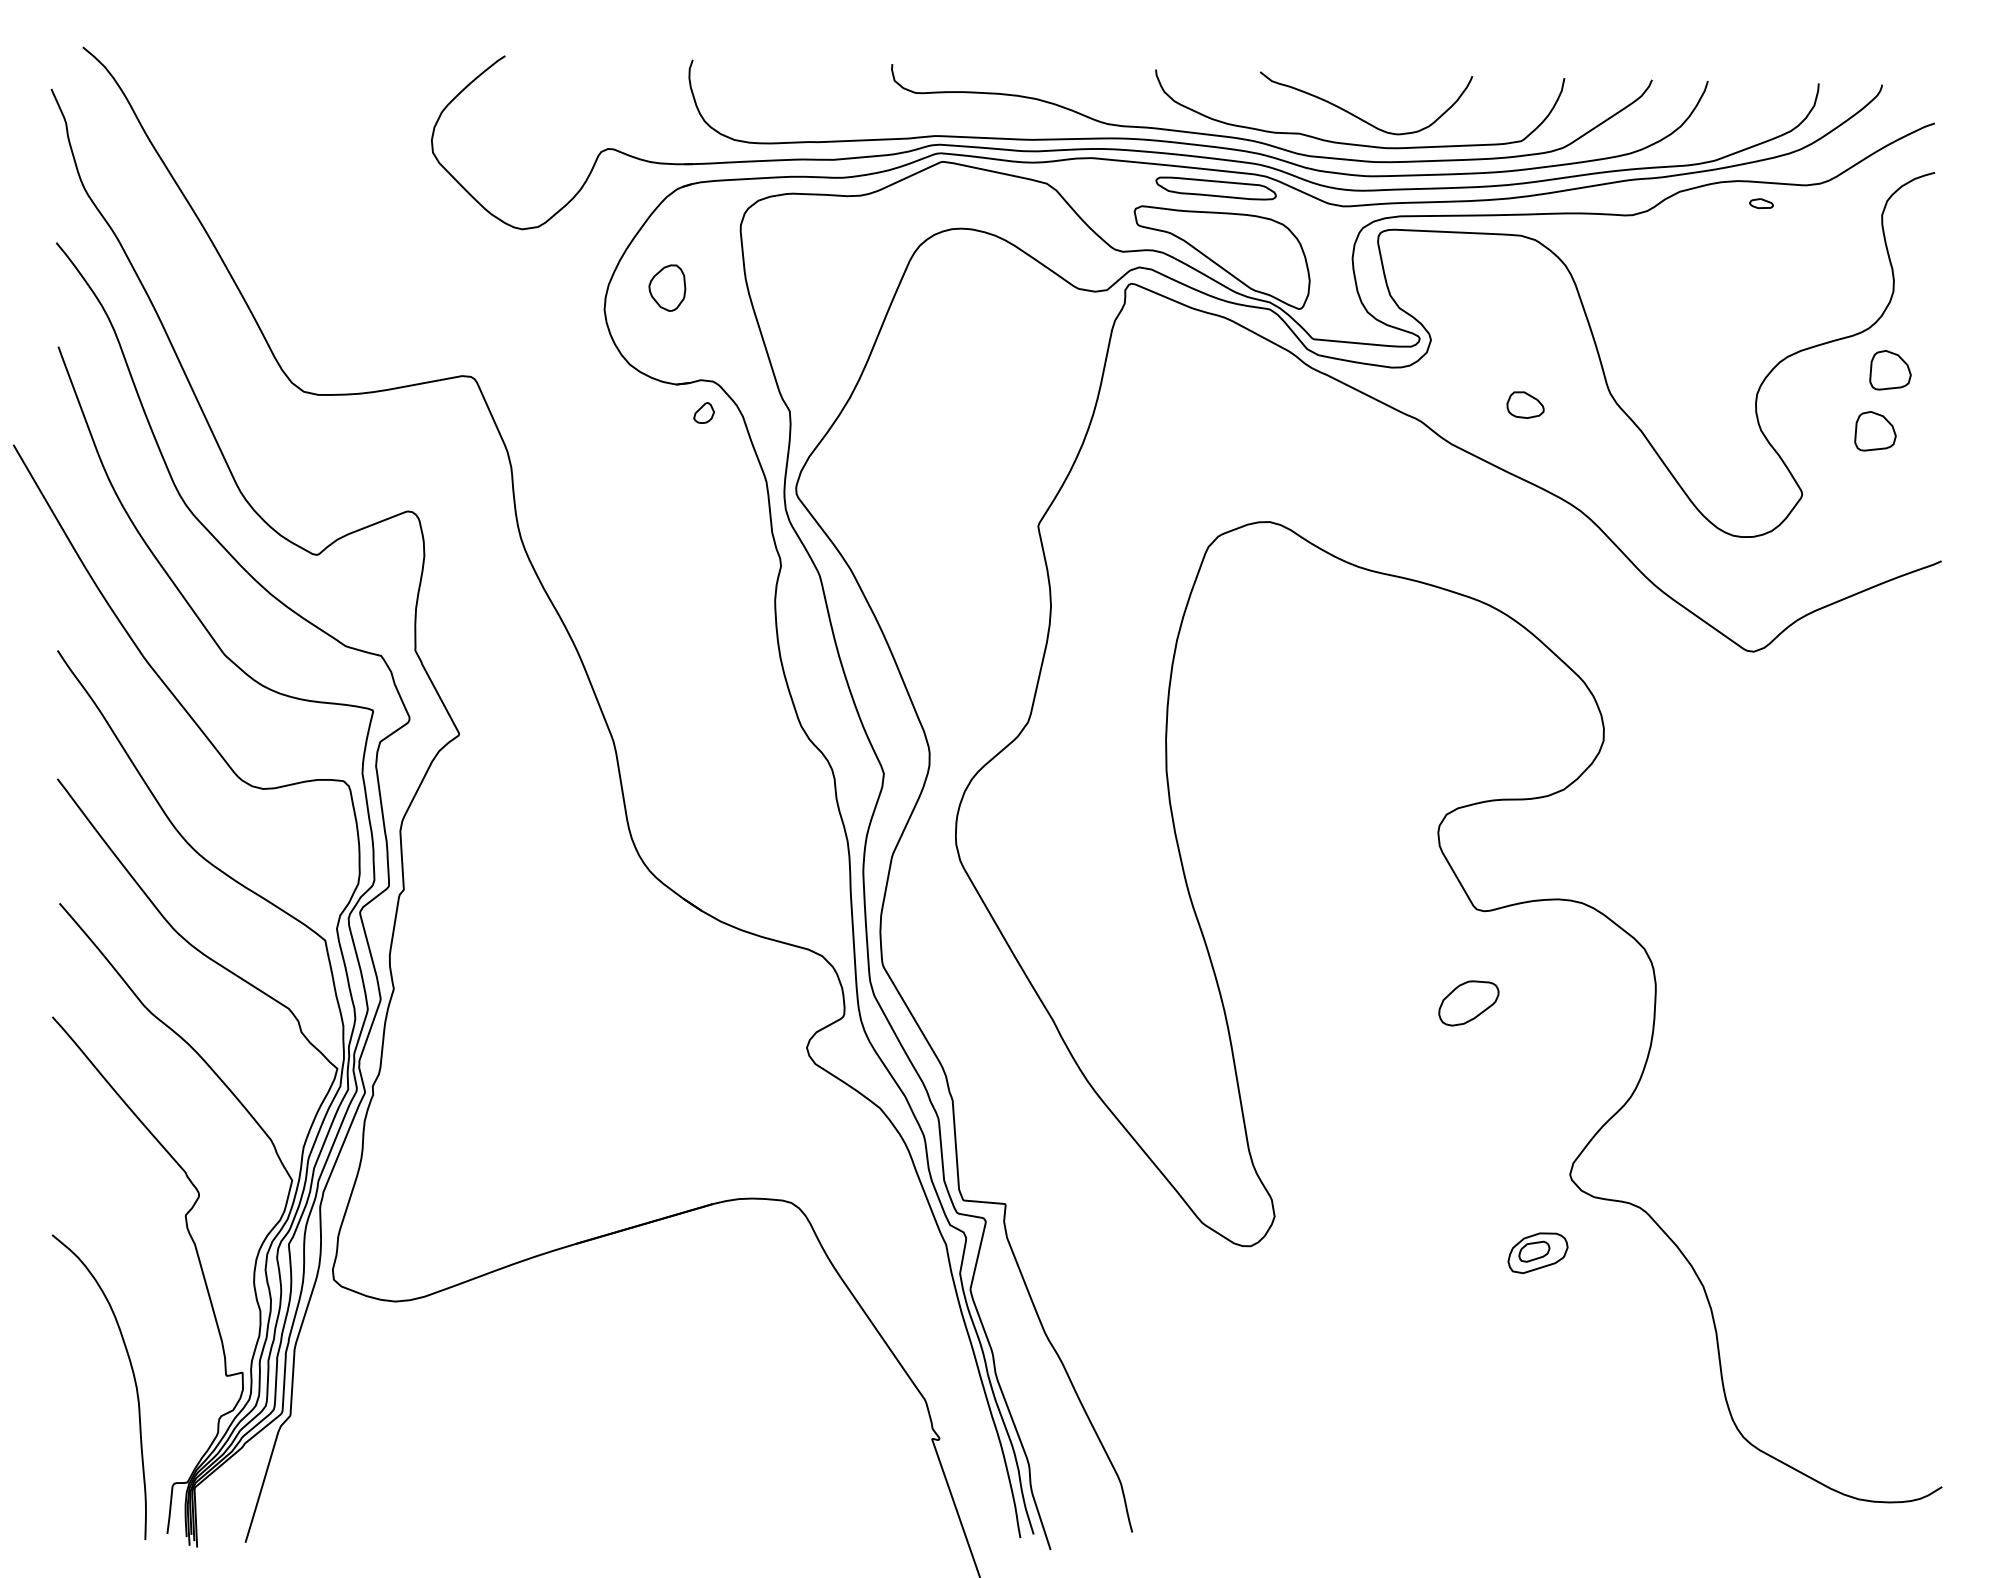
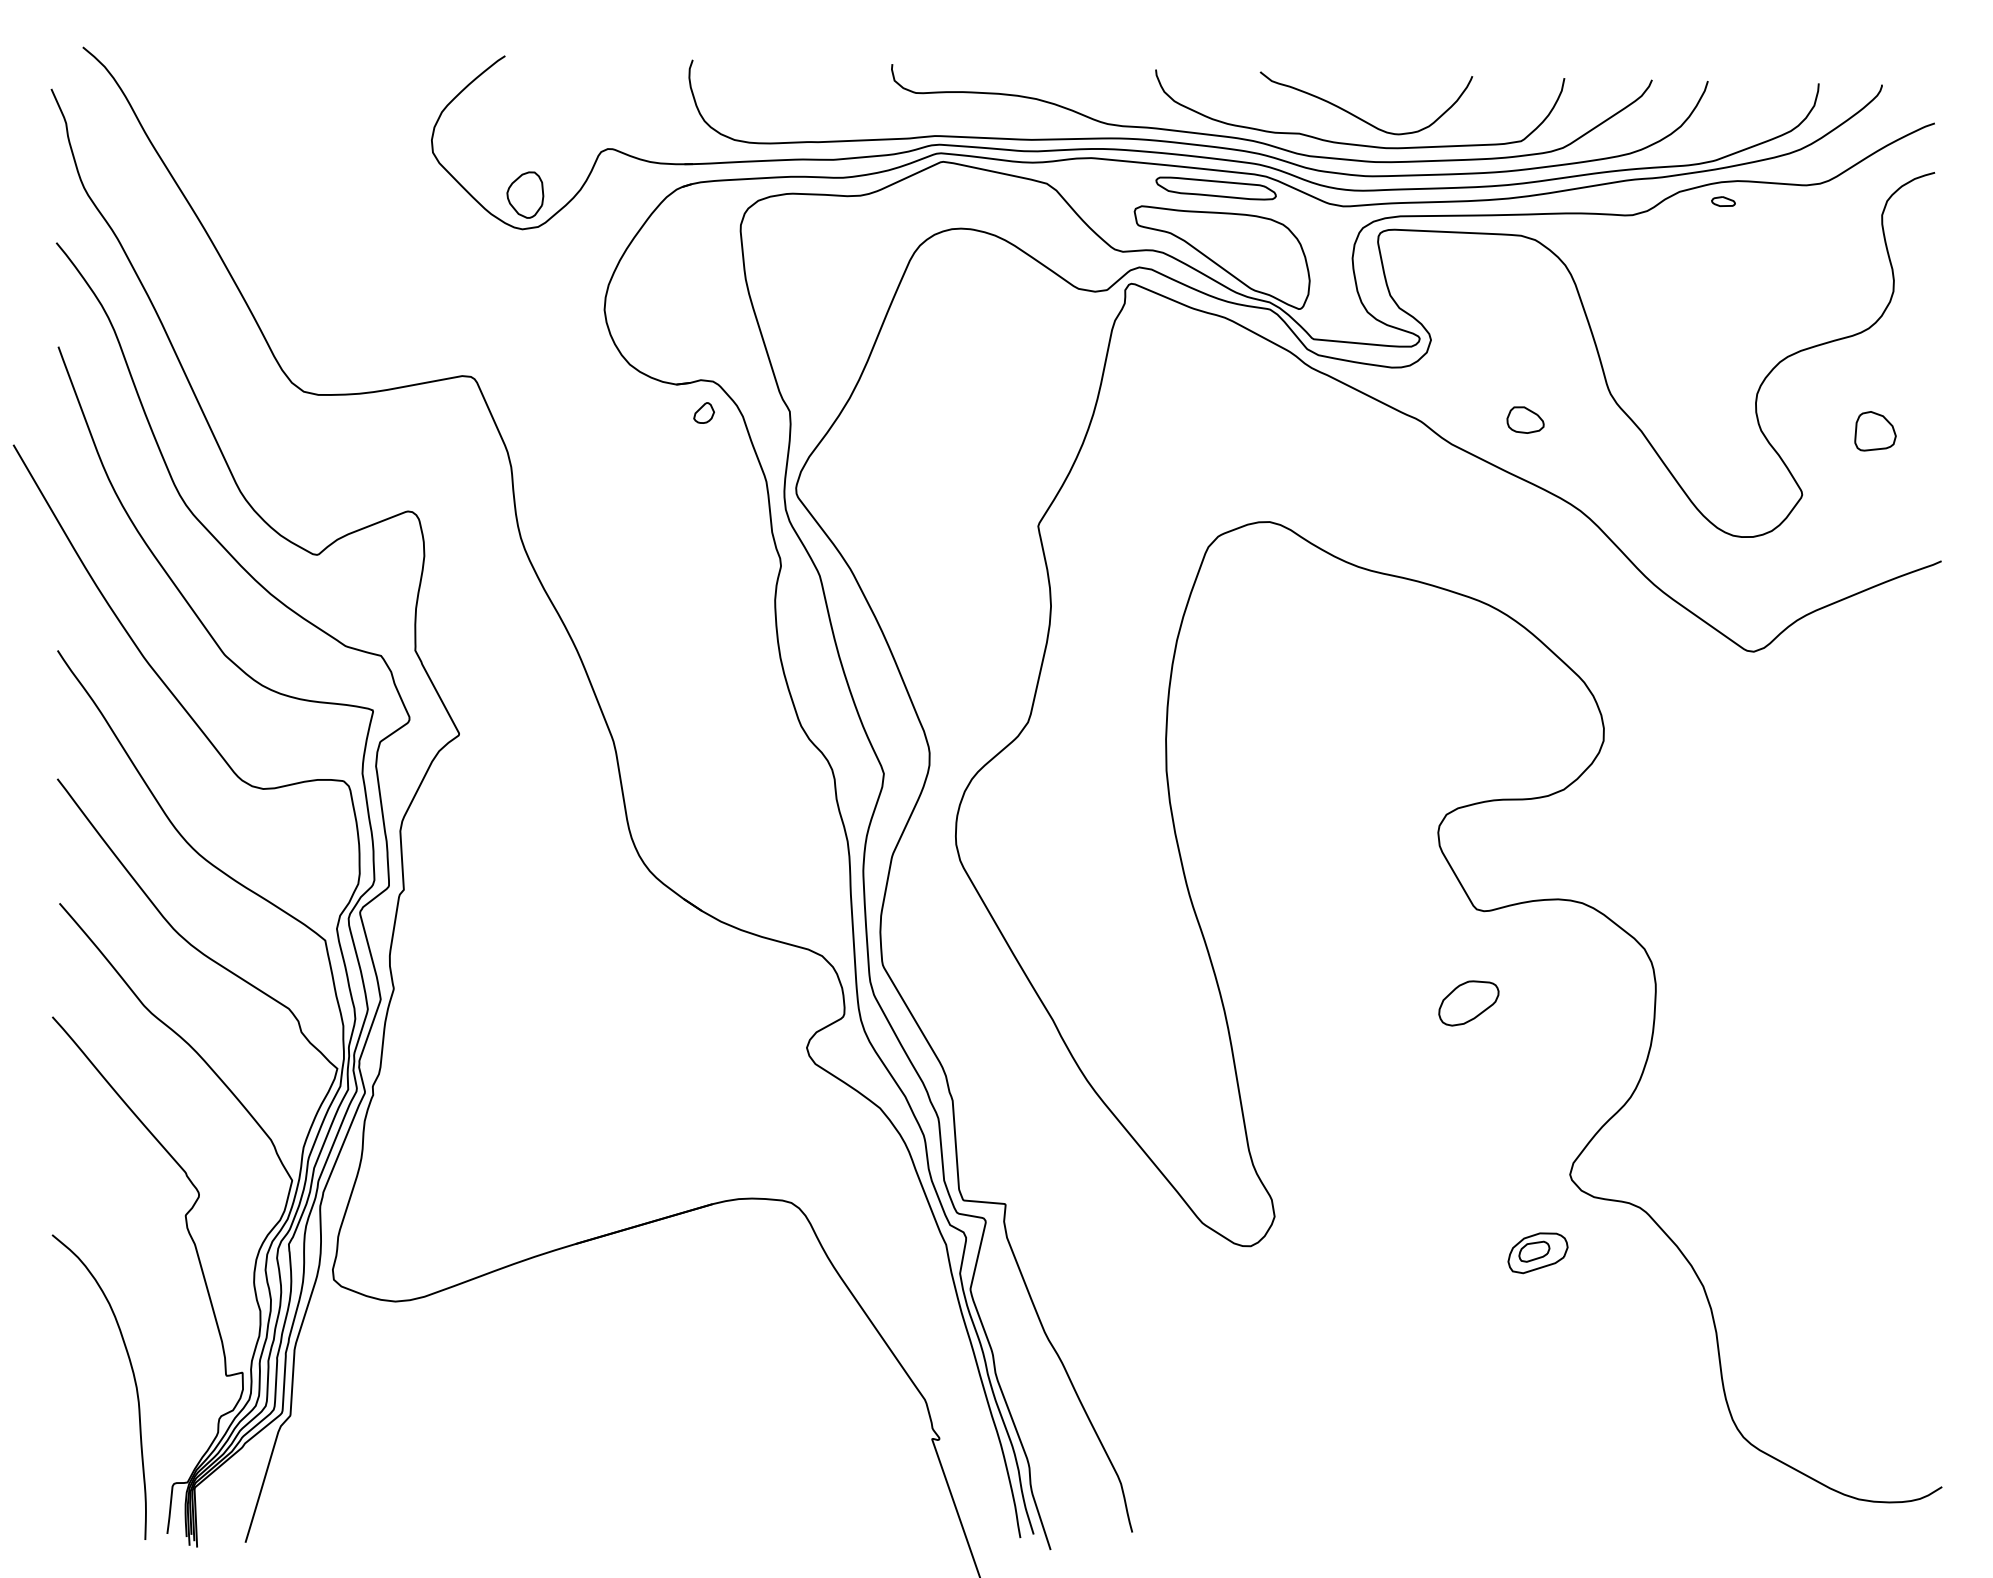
part position: (1761, 203) -> (1723, 201) (1723, 201)
part position: (667, 287) -> (525, 194) (525, 194)
part: present -> none (1890, 370)
part position: (1525, 404) -> (1525, 419) (1525, 419)
